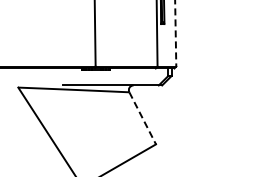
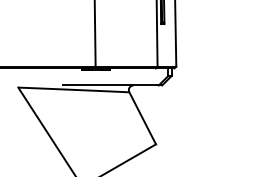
line: dashed -> solid (175, 33)
line: dashed -> solid (142, 118)
